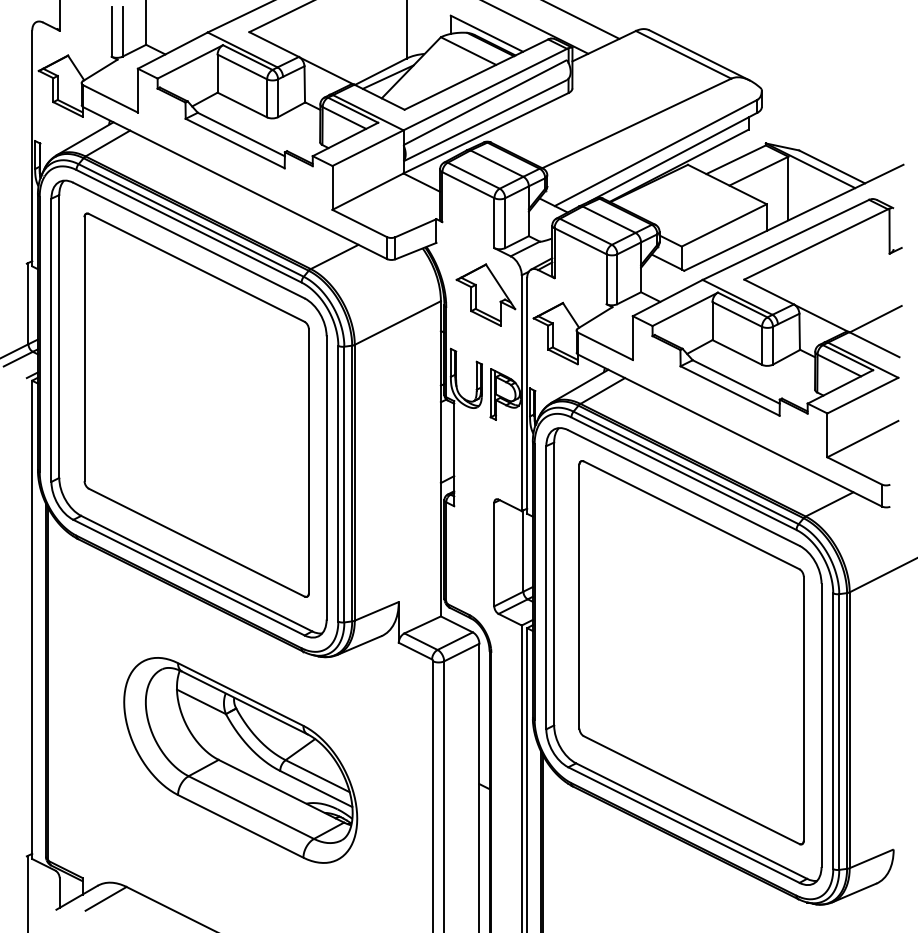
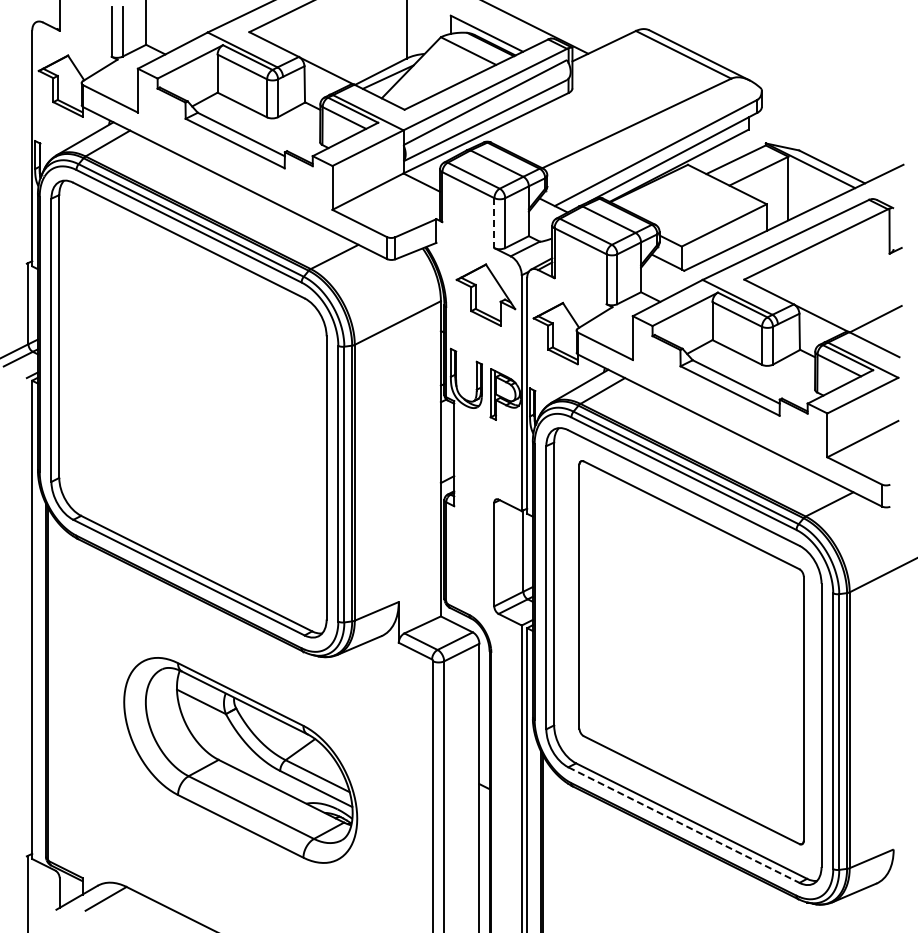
line: present -> none (582, 20)
line: solid -> dashed (494, 223)
part: present -> none (196, 404)
line: solid -> dashed (684, 825)
